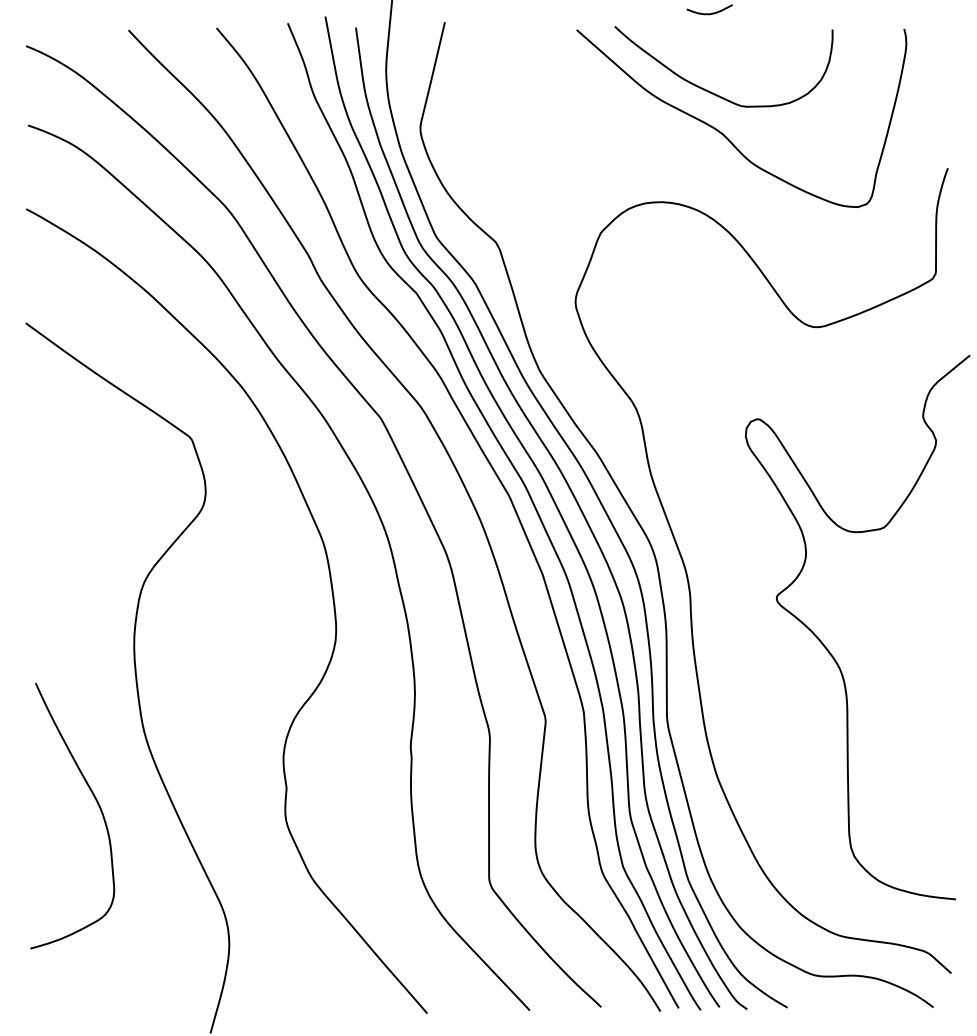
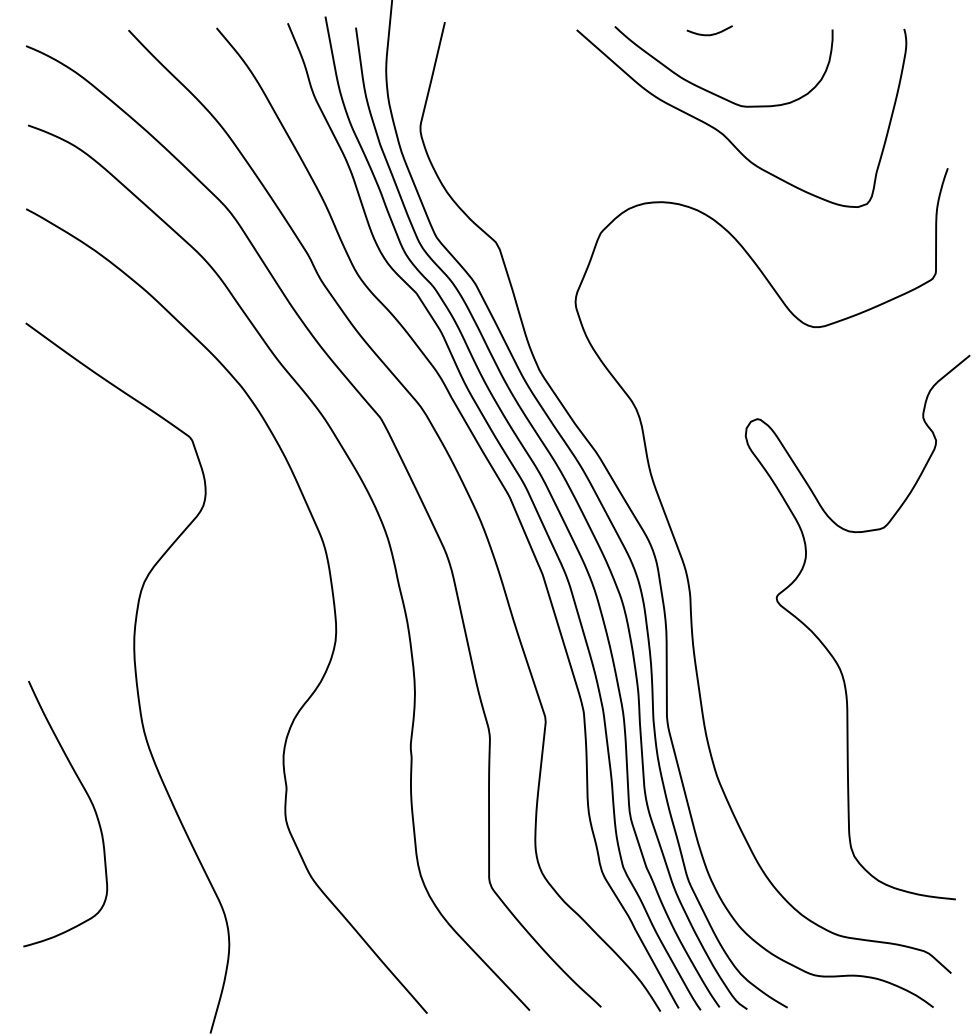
curve position: (709, 13) -> (709, 34) (709, 34)
curve position: (96, 802) -> (89, 800) (89, 800)
